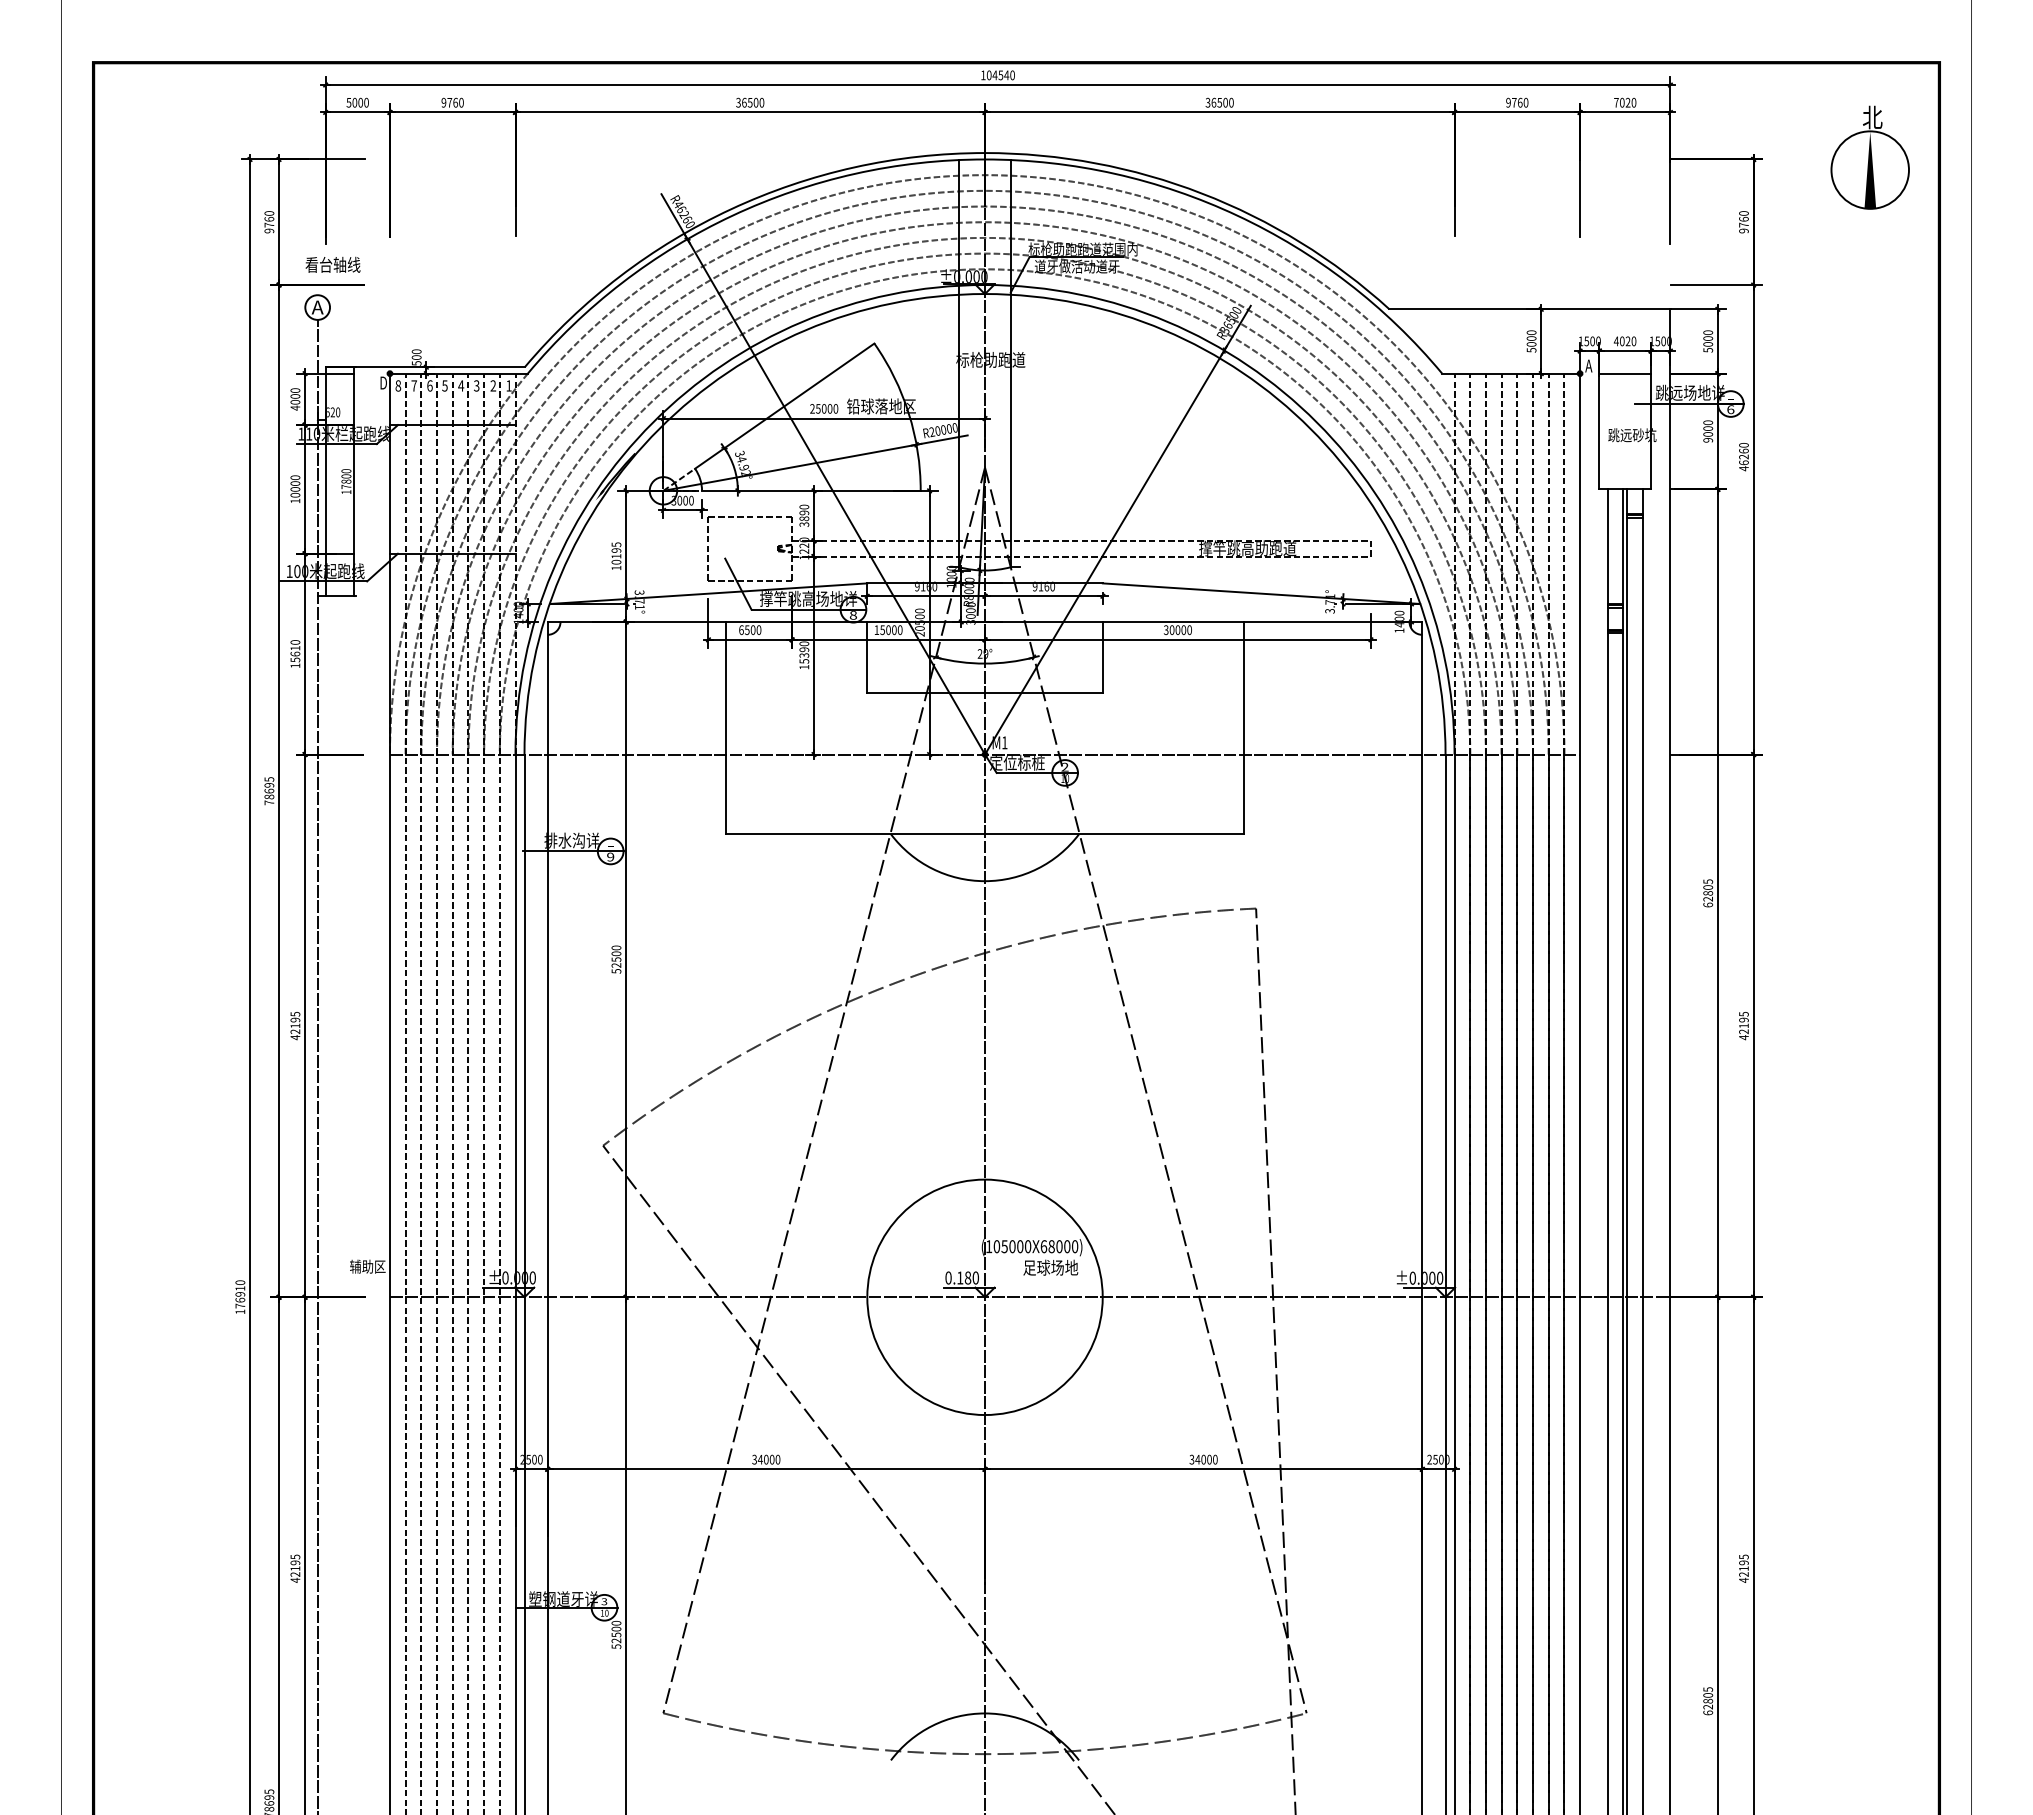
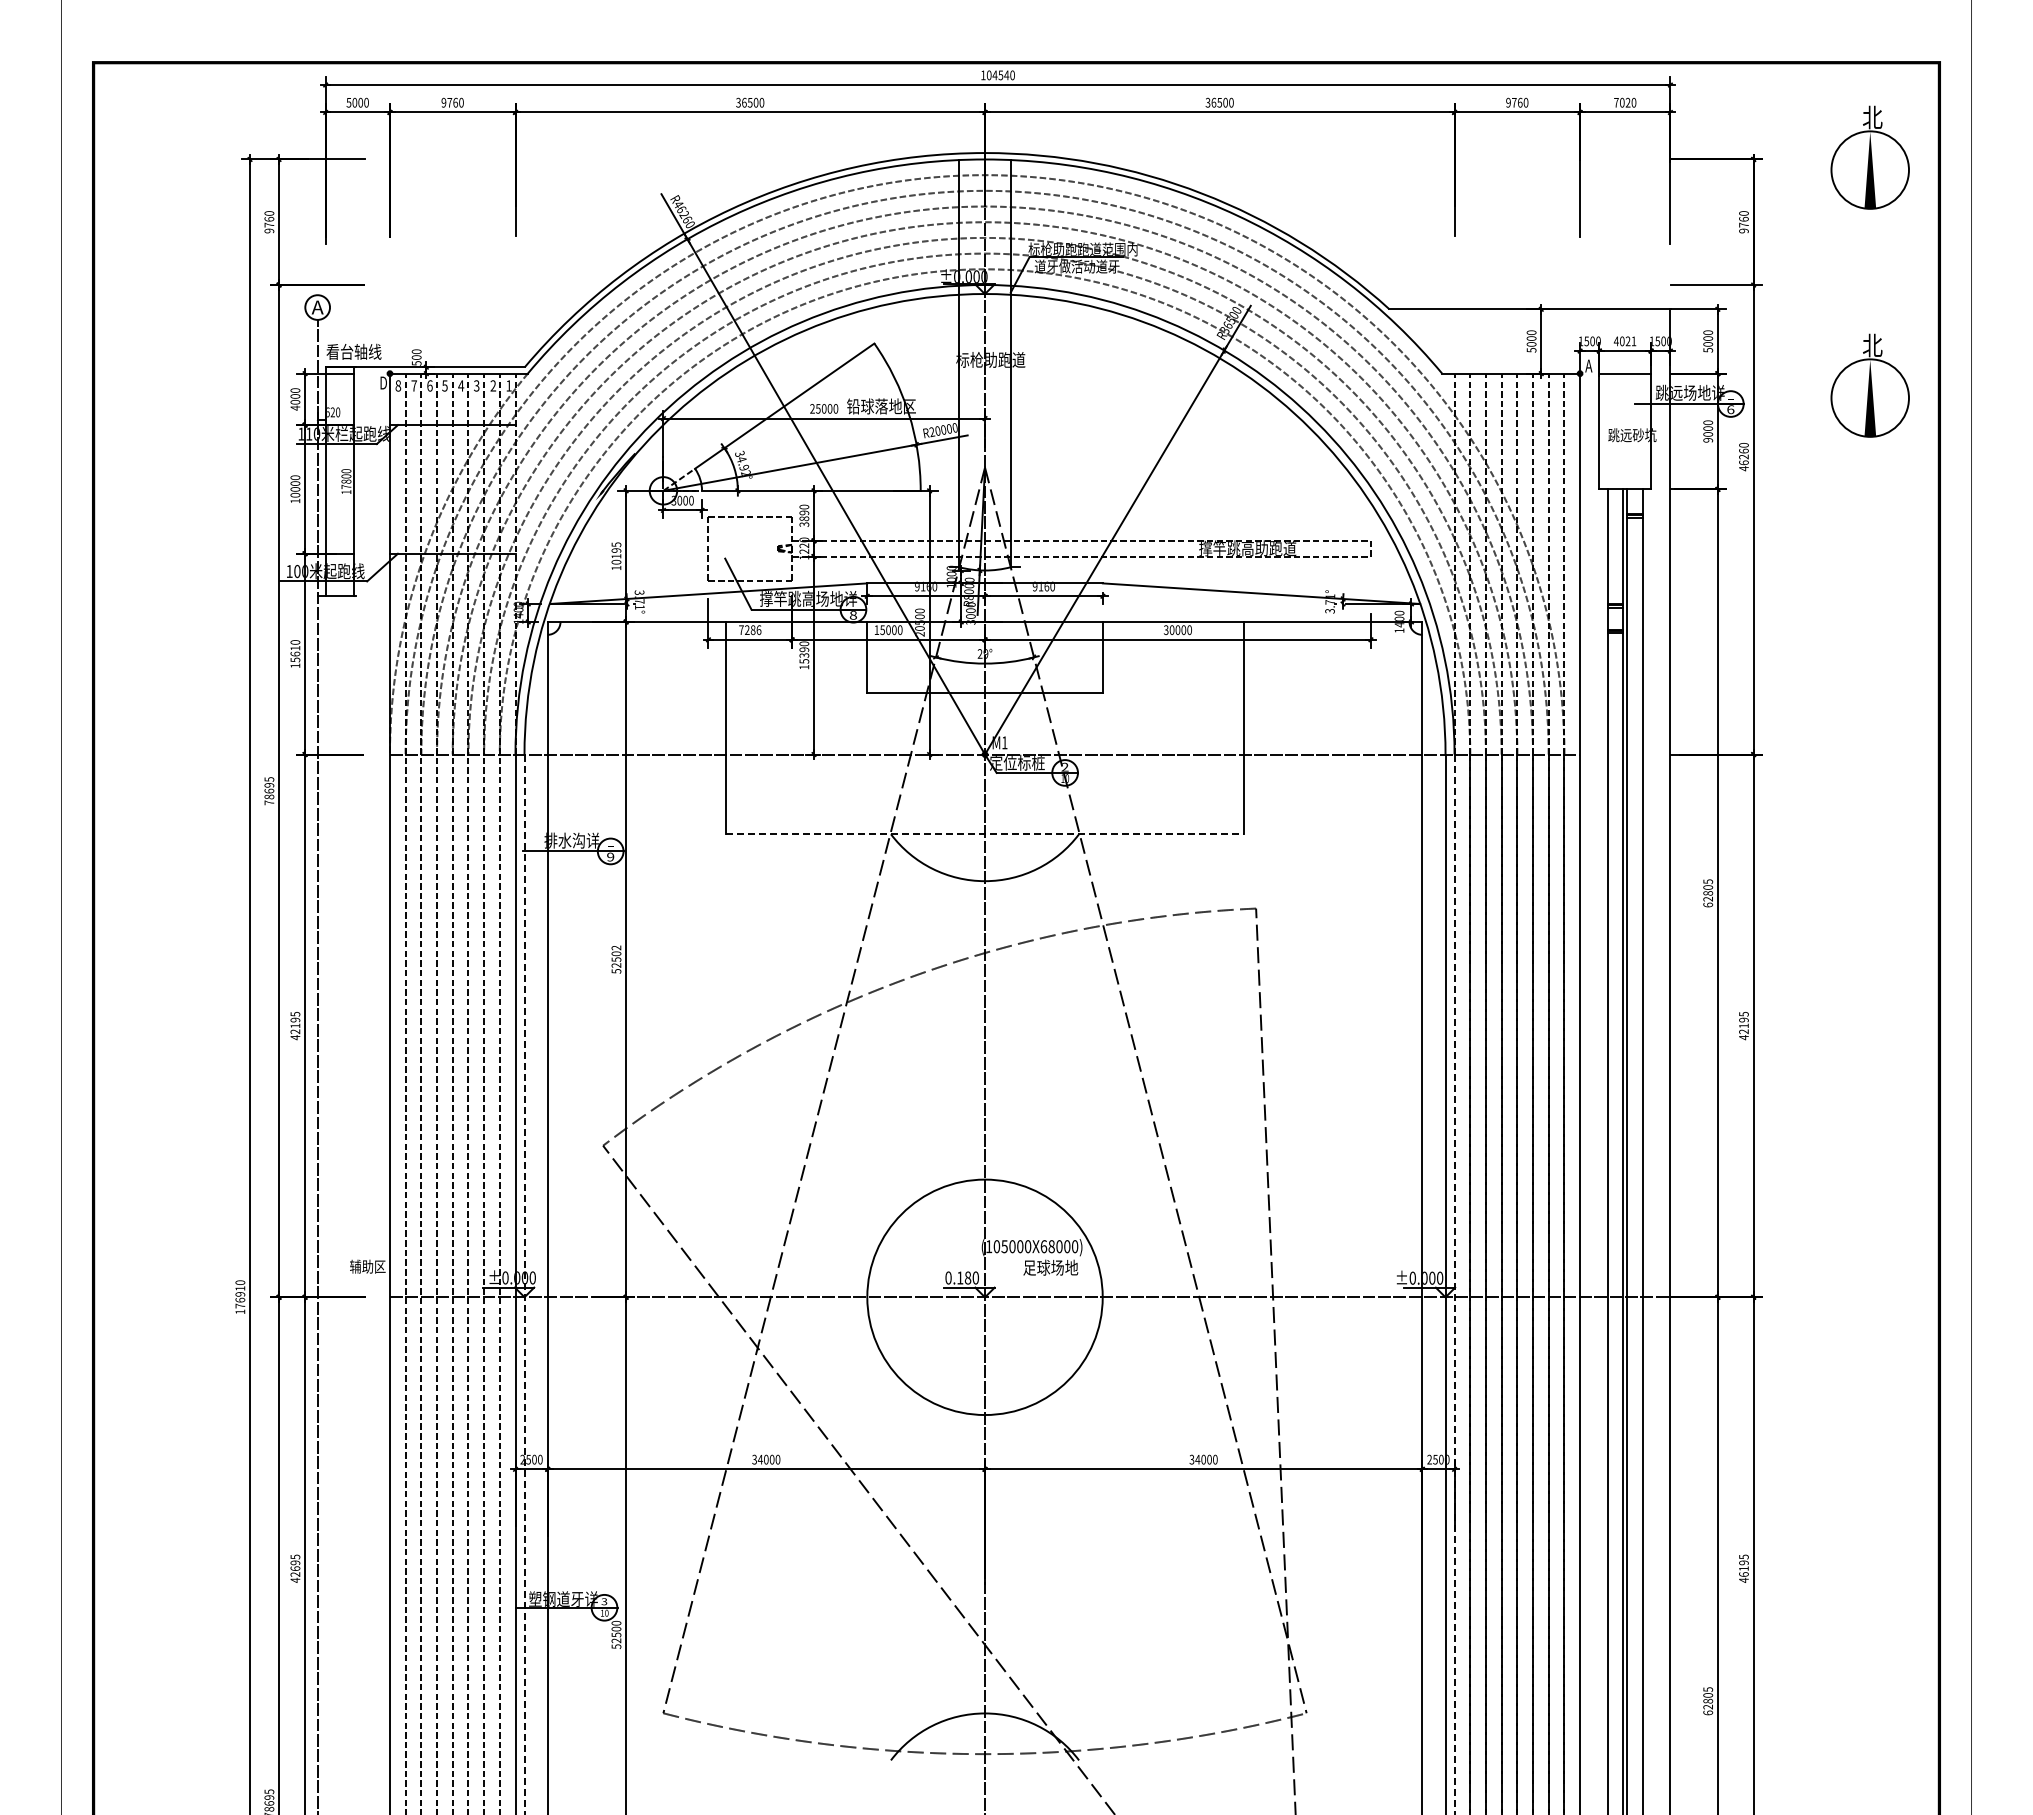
text position: (332, 264) -> (353, 351) (353, 351)
text: 4020 -> 4021 (1633, 341)
part: none -> present (1869, 385)
text: 6500 -> 7286 (750, 630)
line: solid -> dashed (985, 834)
text: 52500 -> 52502 (616, 947)
line: solid -> dashed (524, 1284)
line: solid -> dashed (1454, 1284)
text: 42195 -> 42695 (295, 1568)
text: 42195 -> 46195 (1743, 1574)
